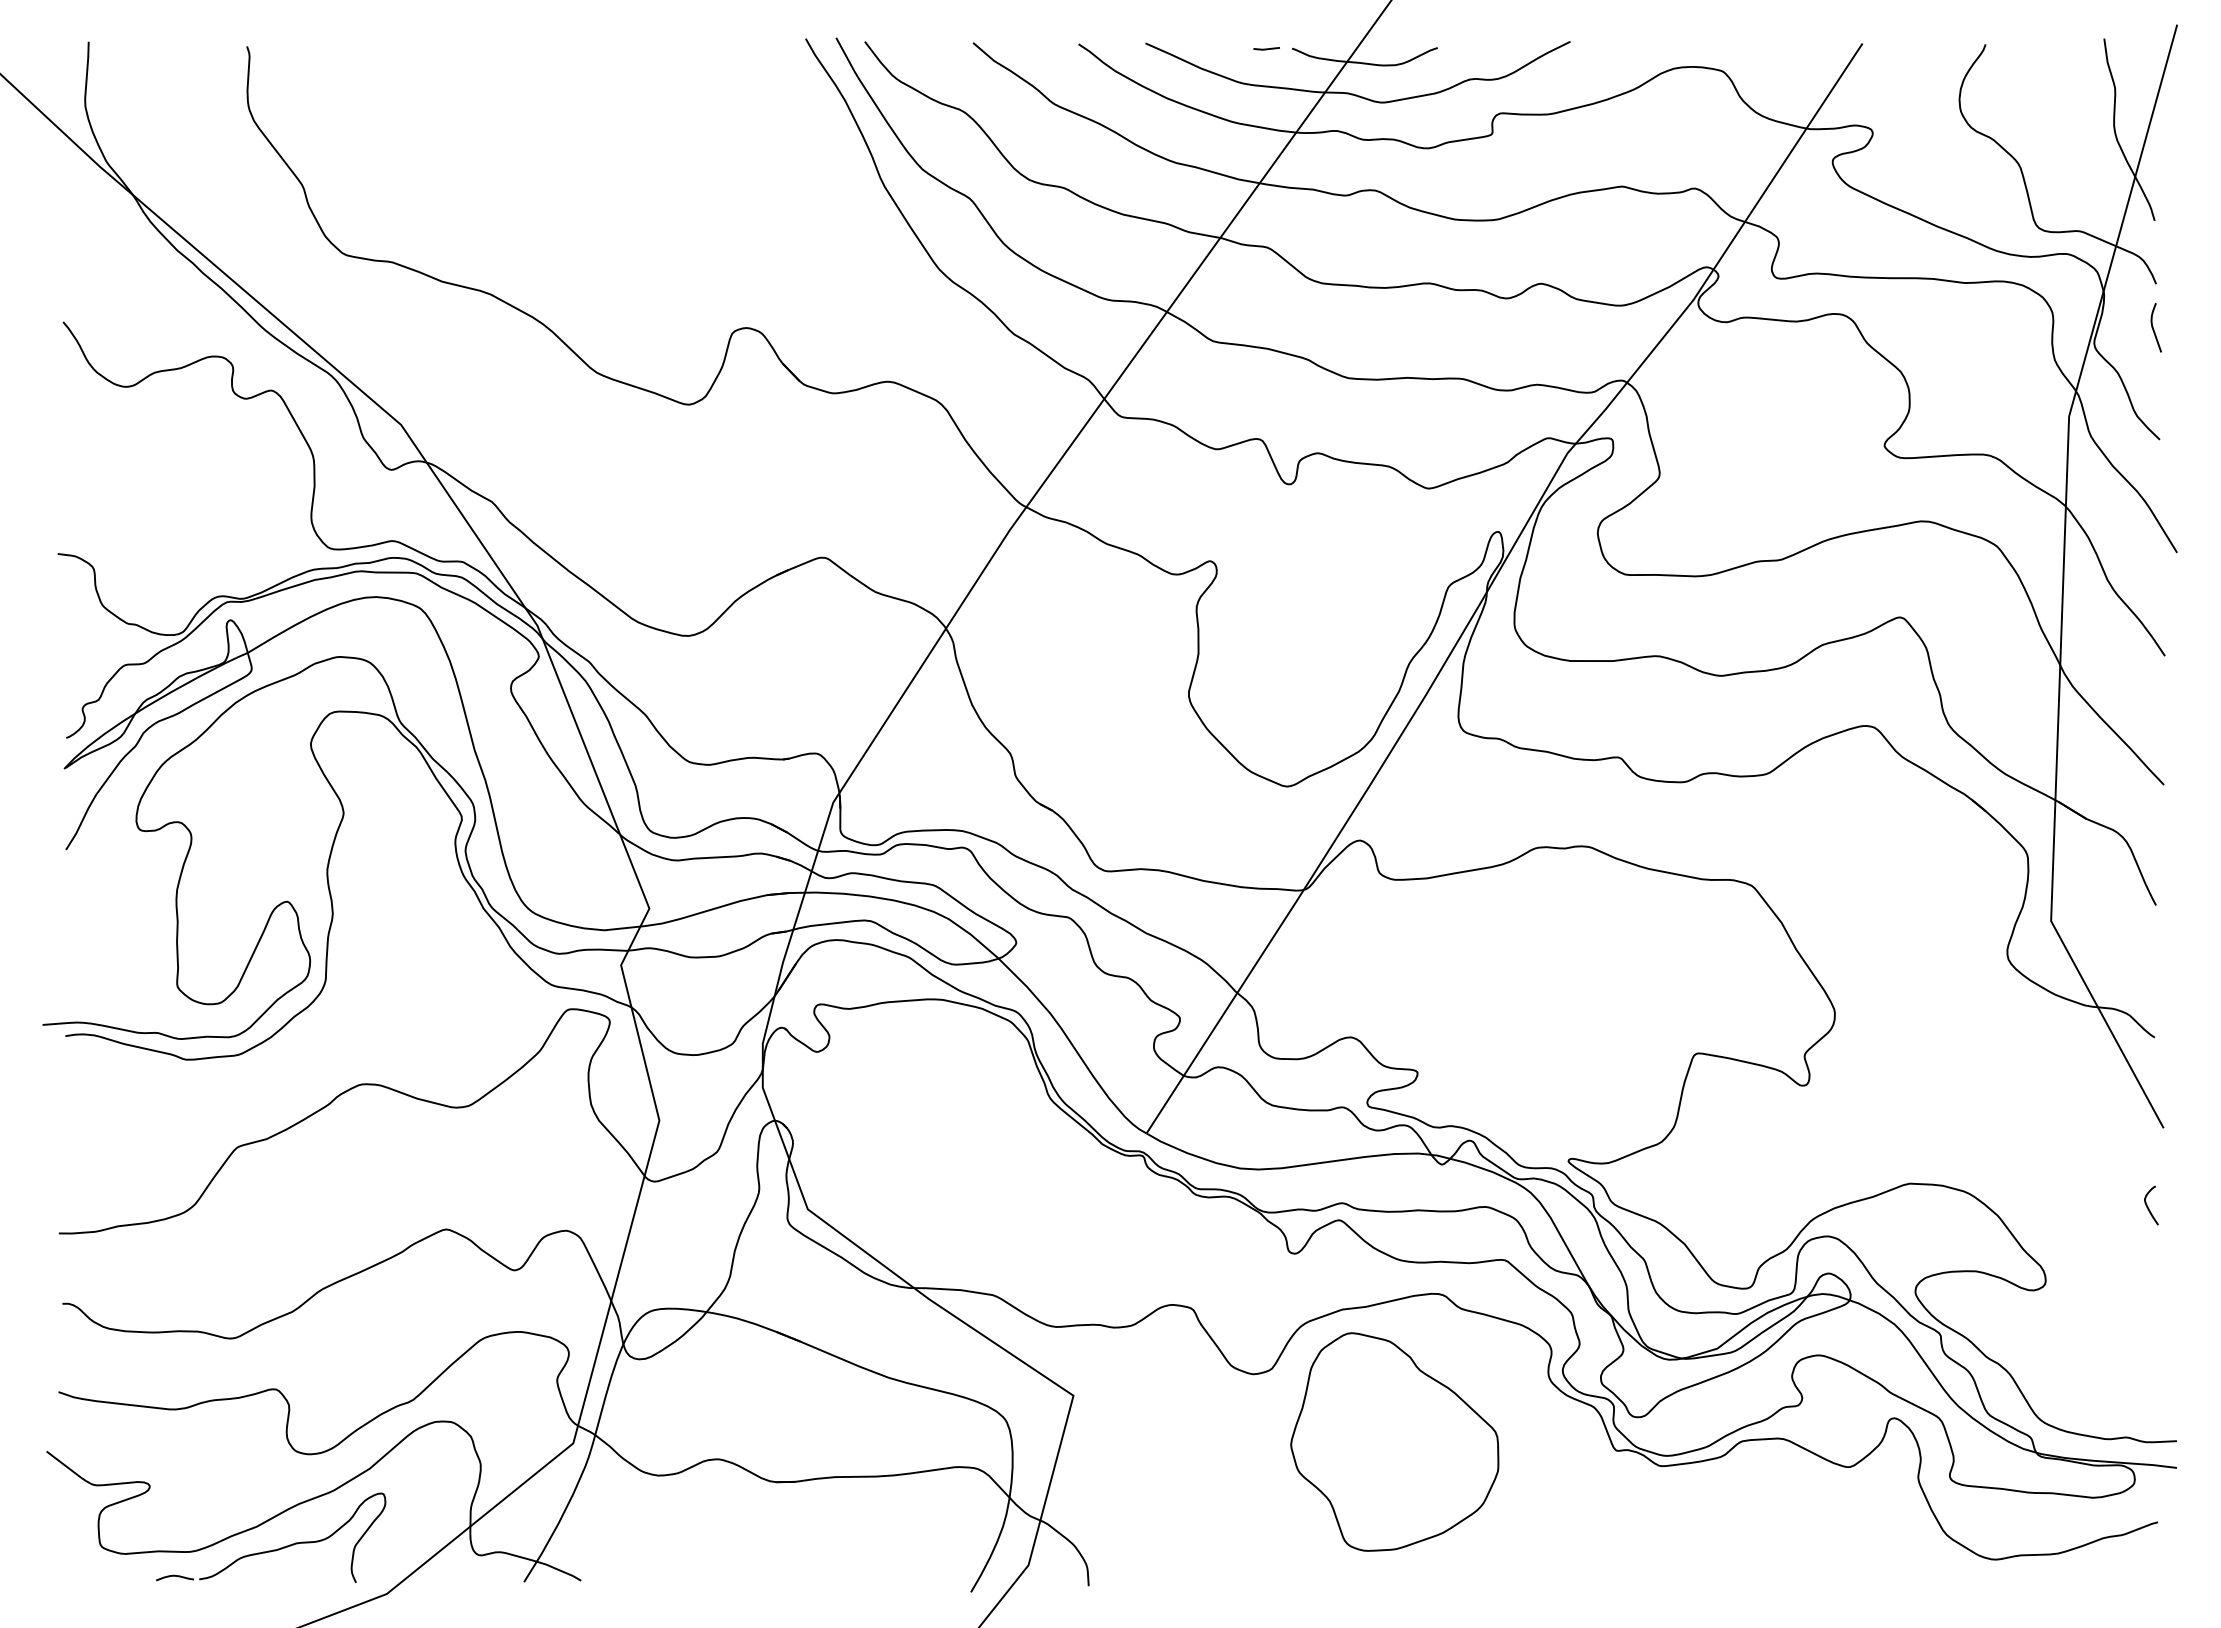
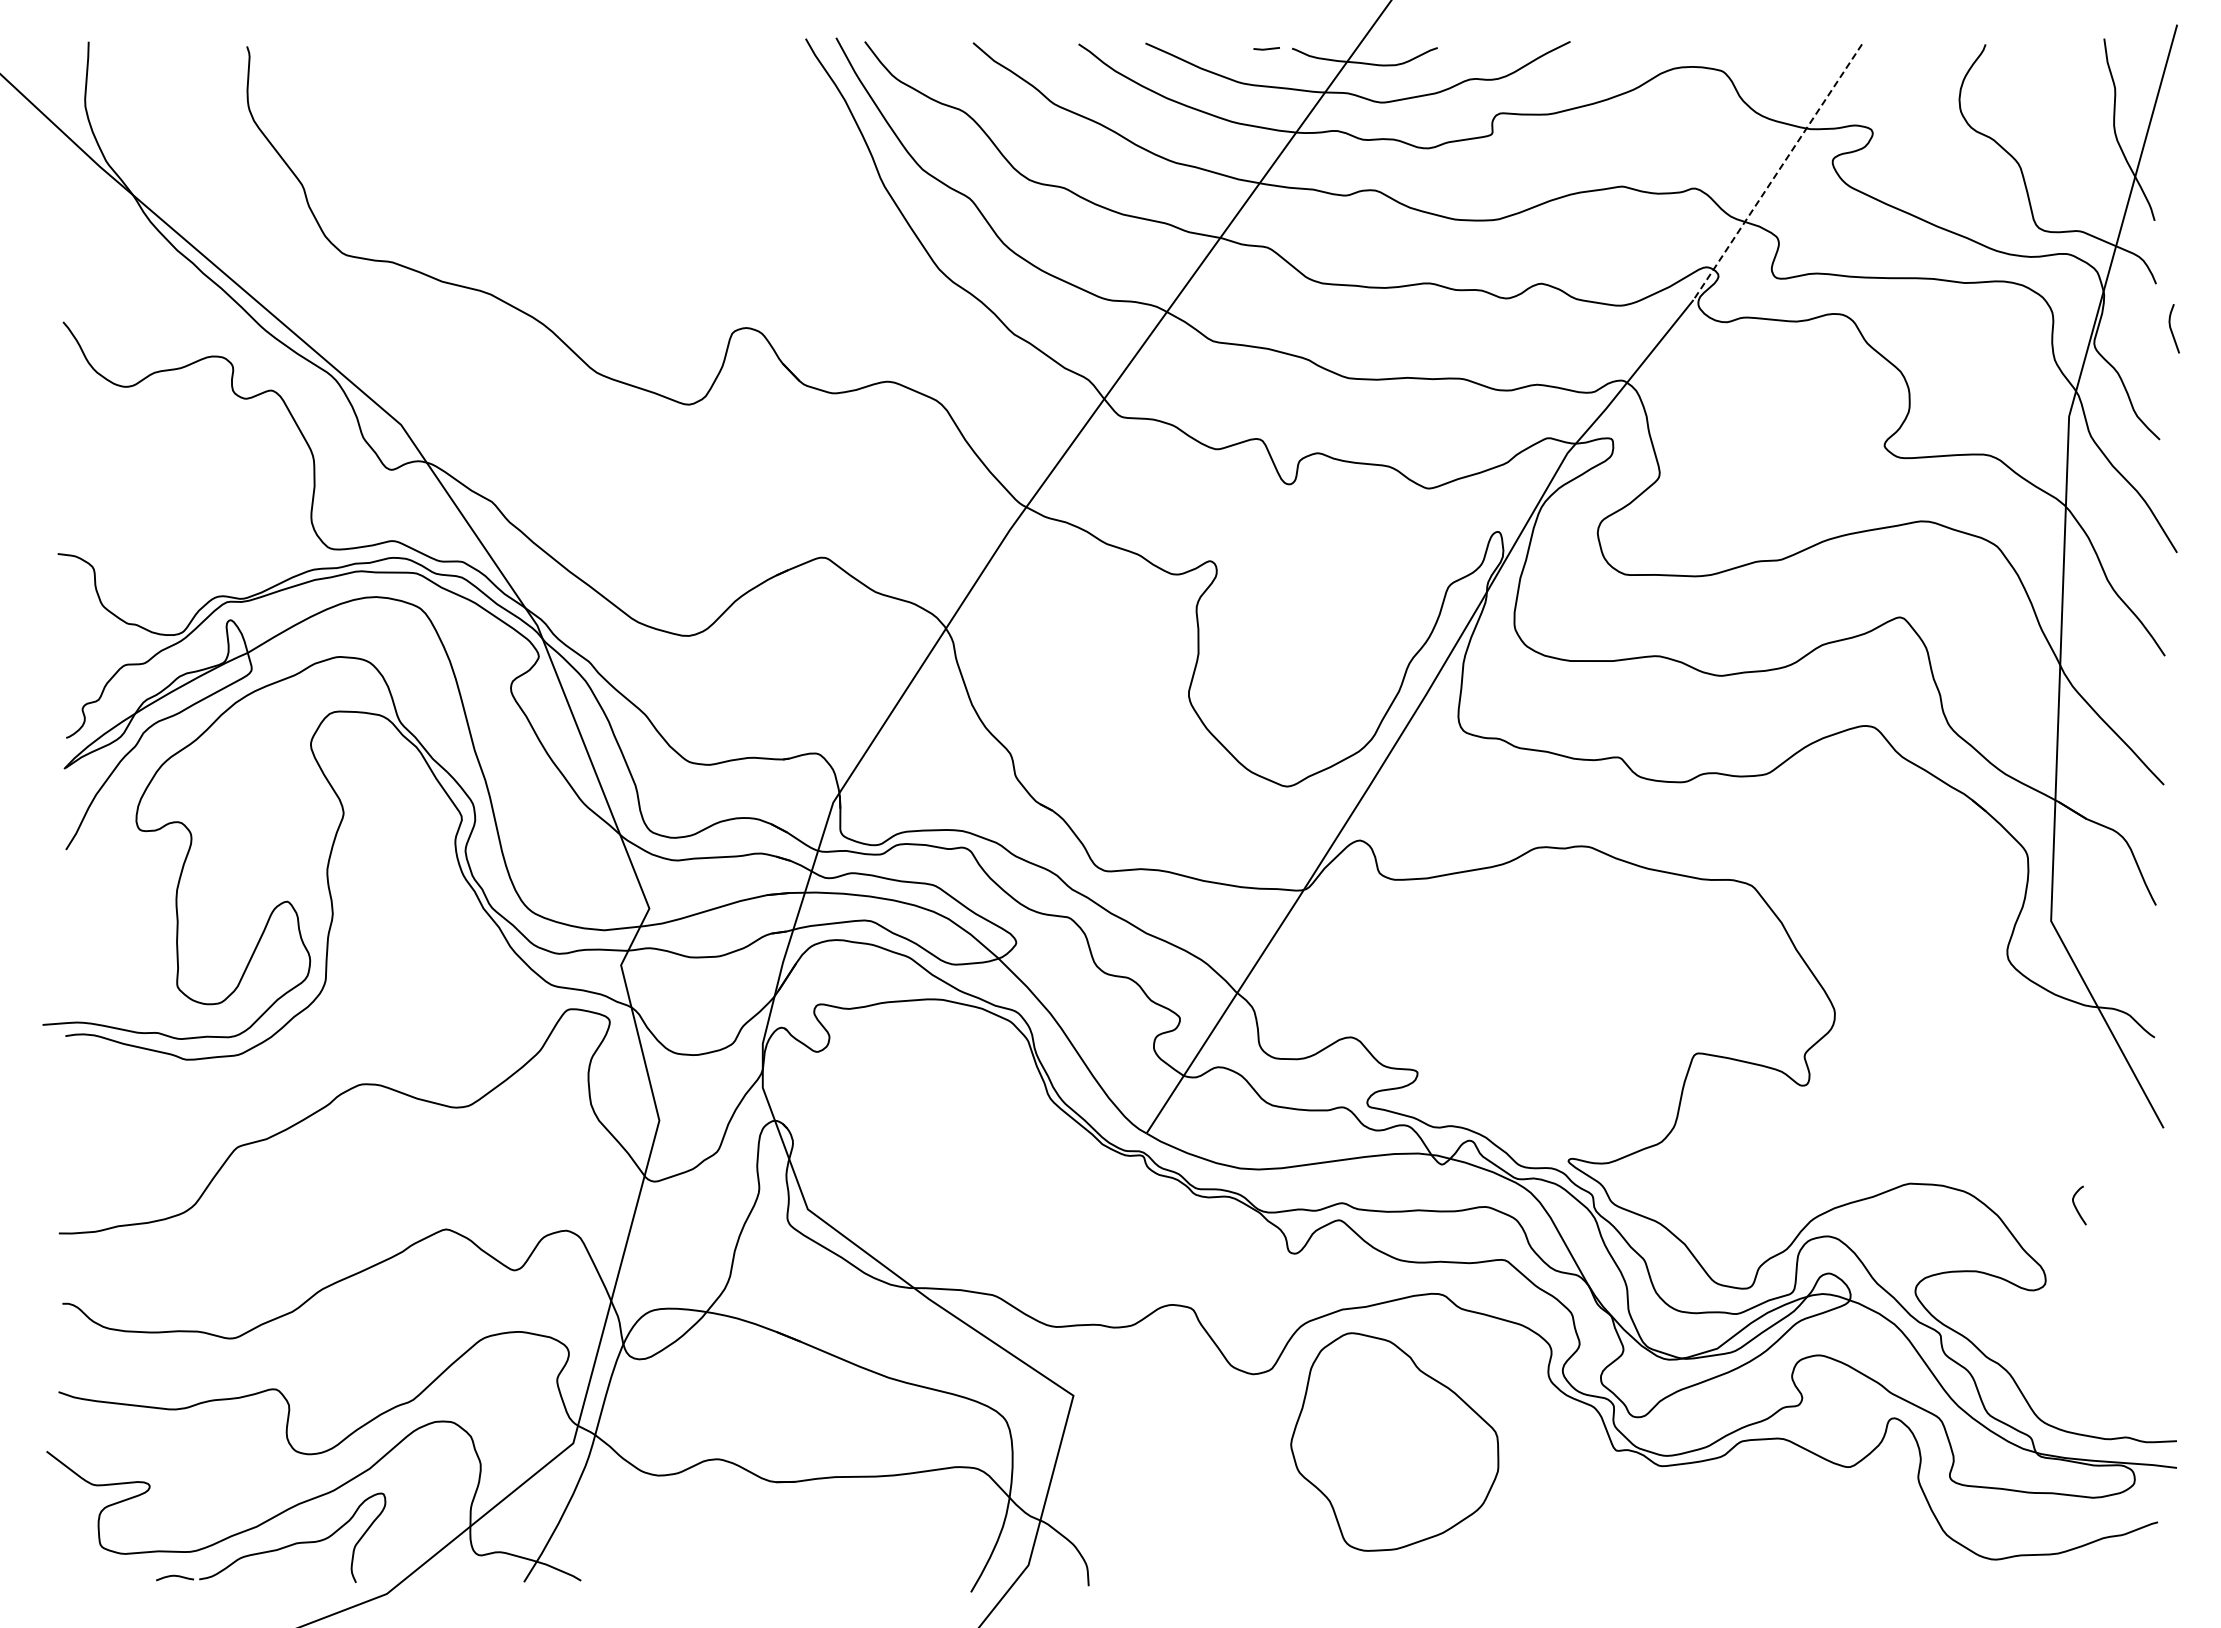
line: solid -> dashed (1777, 172)
curve position: (2153, 327) -> (2171, 328) (2171, 328)
curve position: (2148, 1206) -> (2076, 1206) (2076, 1206)
